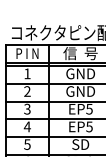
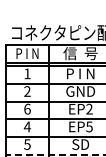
text: GND -> P I N (80, 73)
text: 3 -> 6 (27, 108)
text: EP5 -> EP2 (89, 108)
line: solid -> dashed (56, 154)
